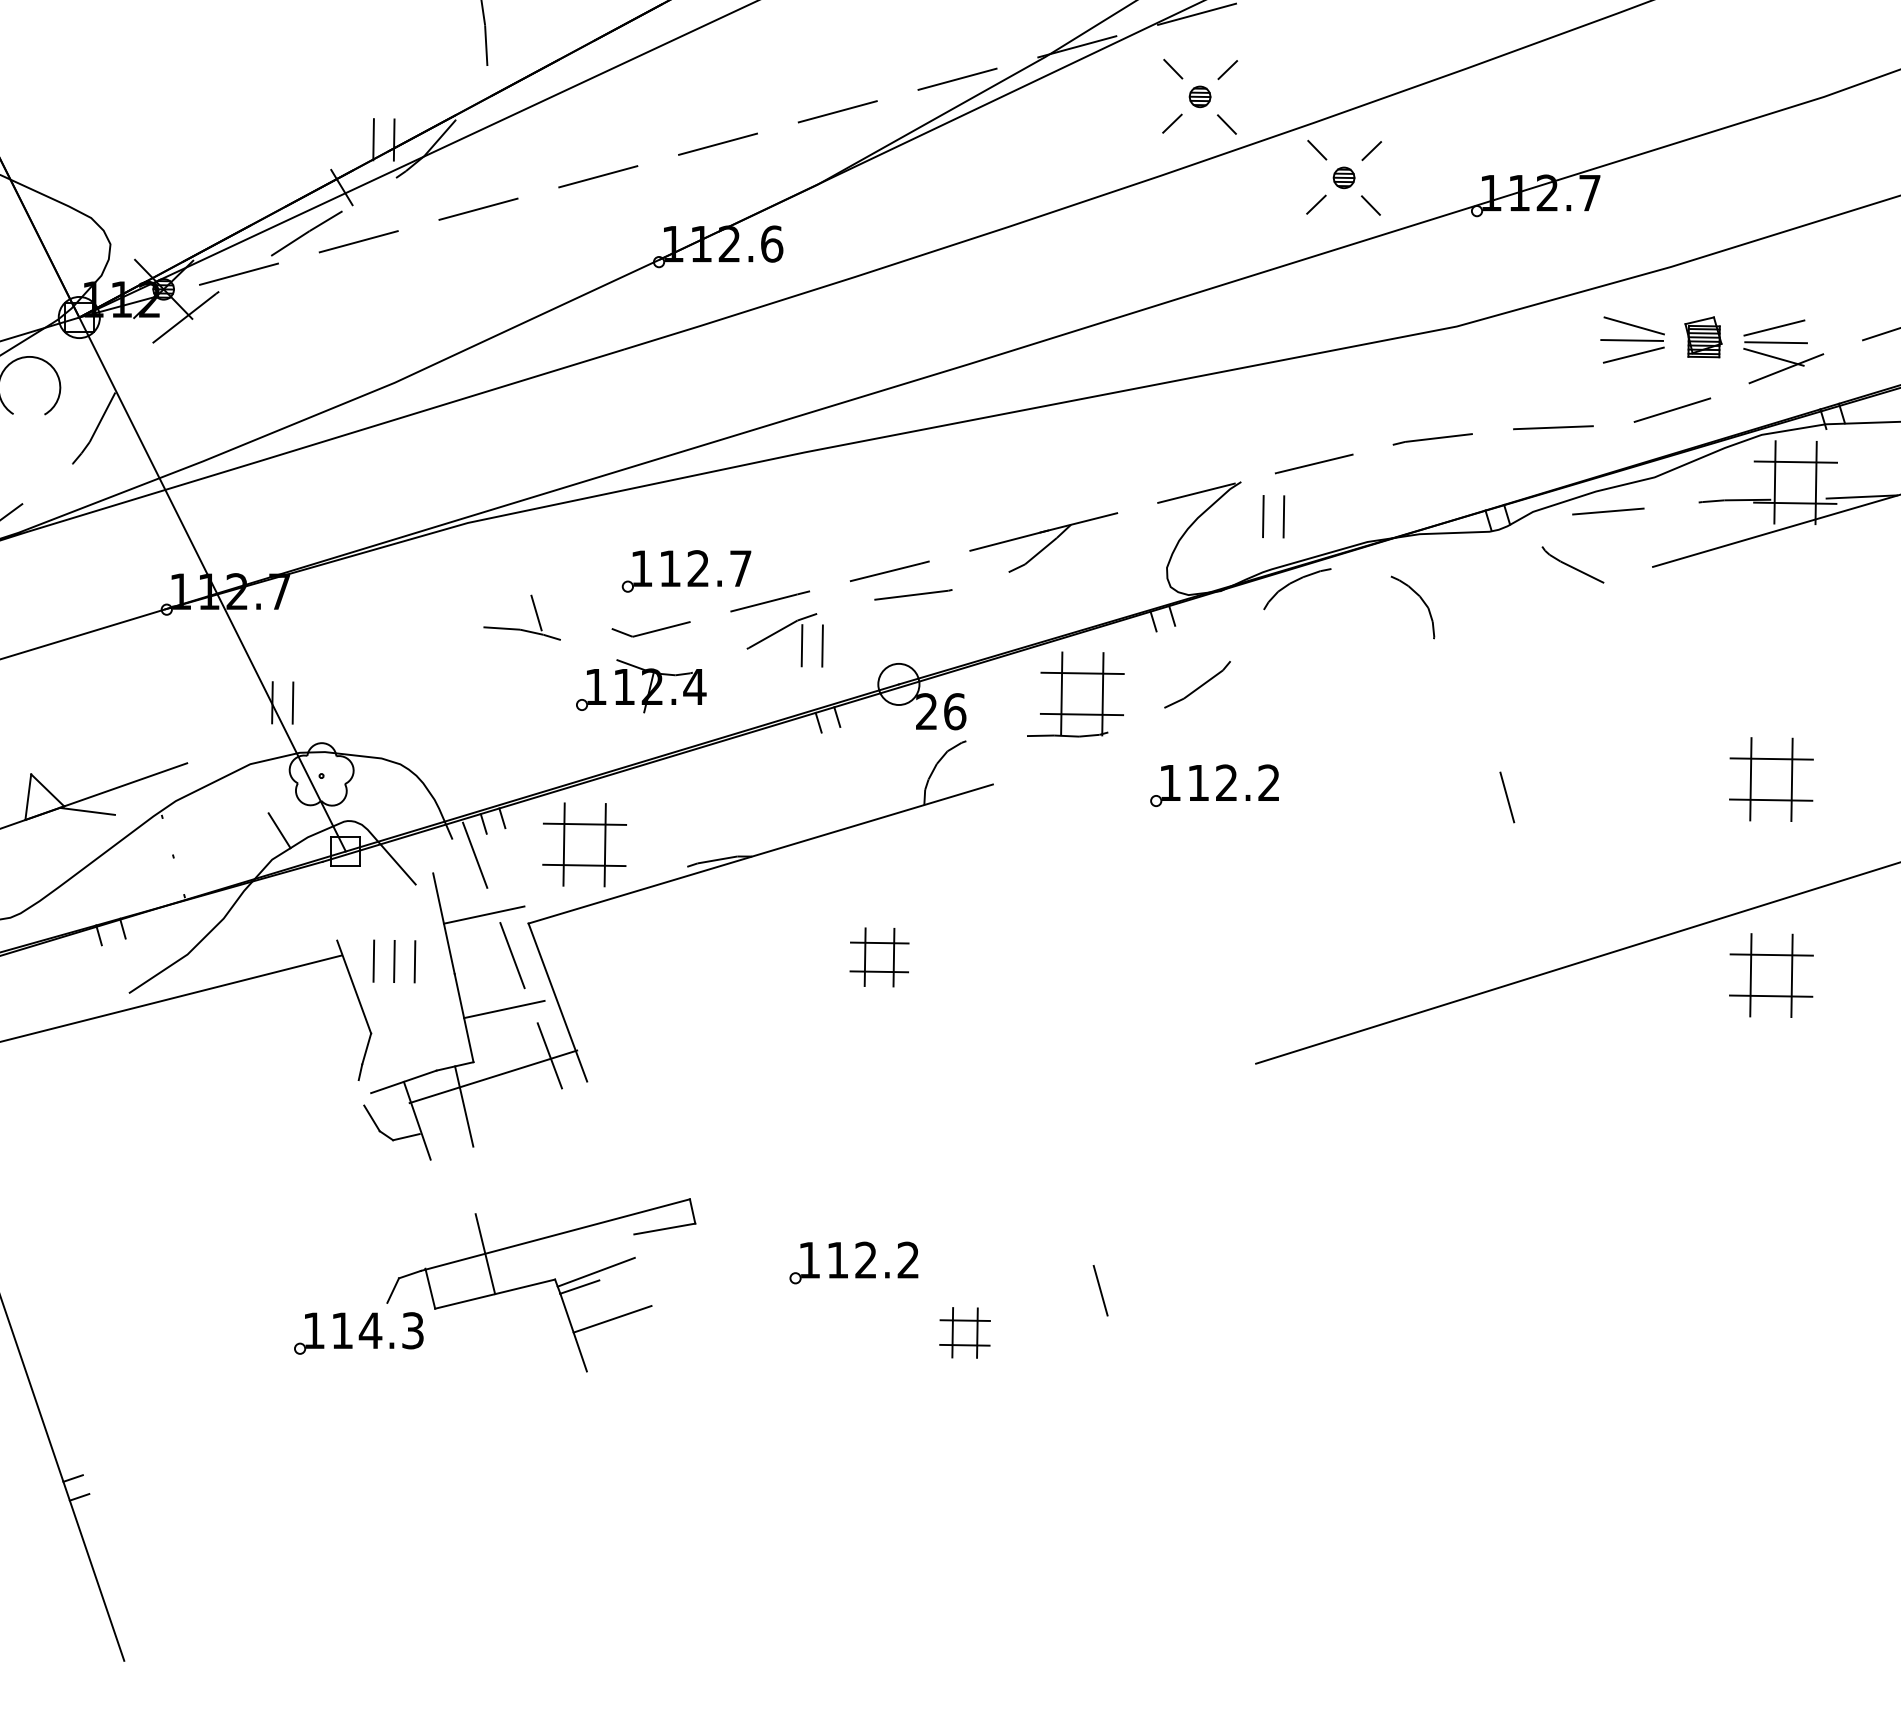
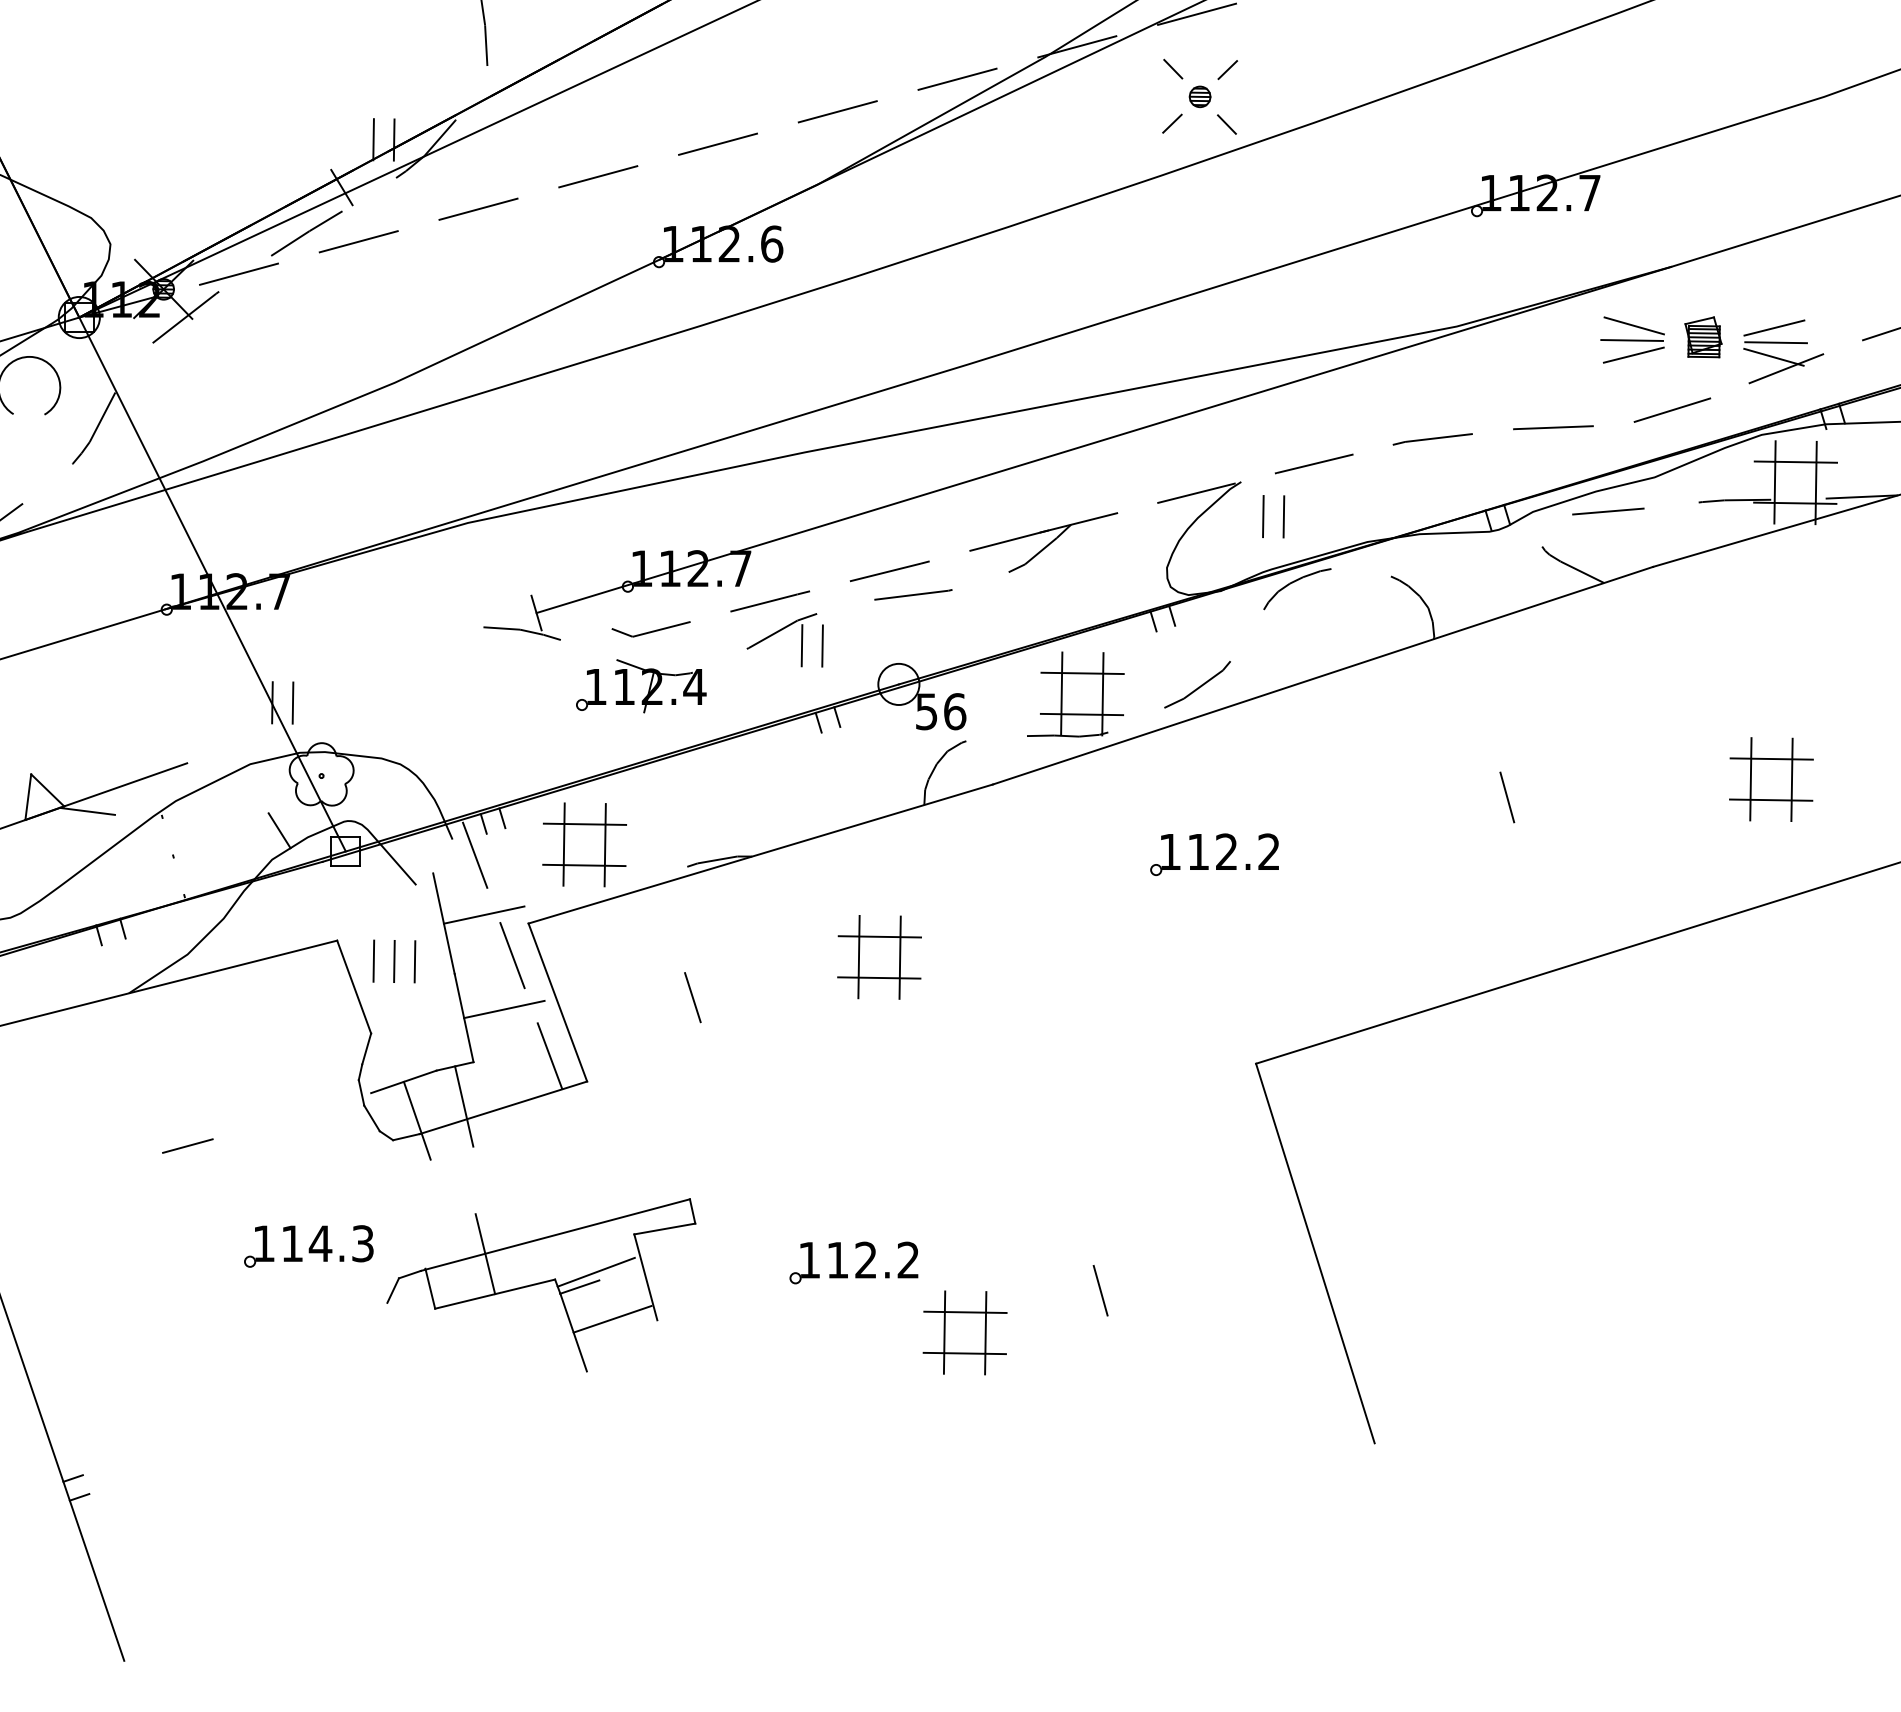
part: present -> none (1343, 177)
line: none -> present (1103, 439)
line: none -> present (1322, 675)
text: 26 -> 56 (926, 711)
part position: (1220, 791) -> (1220, 860) (1220, 860)
part size: 61x61 px -> 85x85 px (879, 957)
part: present -> none (1771, 975)
line: none -> present (692, 997)
line position: (171, 998) -> (169, 982) (169, 982)
line position: (493, 1076) -> (503, 1107) (503, 1107)
line: none -> present (361, 1092)
line: none -> present (187, 1145)
line: none -> present (1315, 1253)
line: none -> present (645, 1277)
part size: 52x52 px -> 86x86 px (964, 1332)
part position: (358, 1333) -> (308, 1246) (308, 1246)
